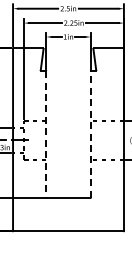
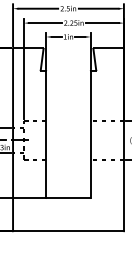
line: dashed -> solid (90, 133)
line: dashed -> solid (46, 134)
